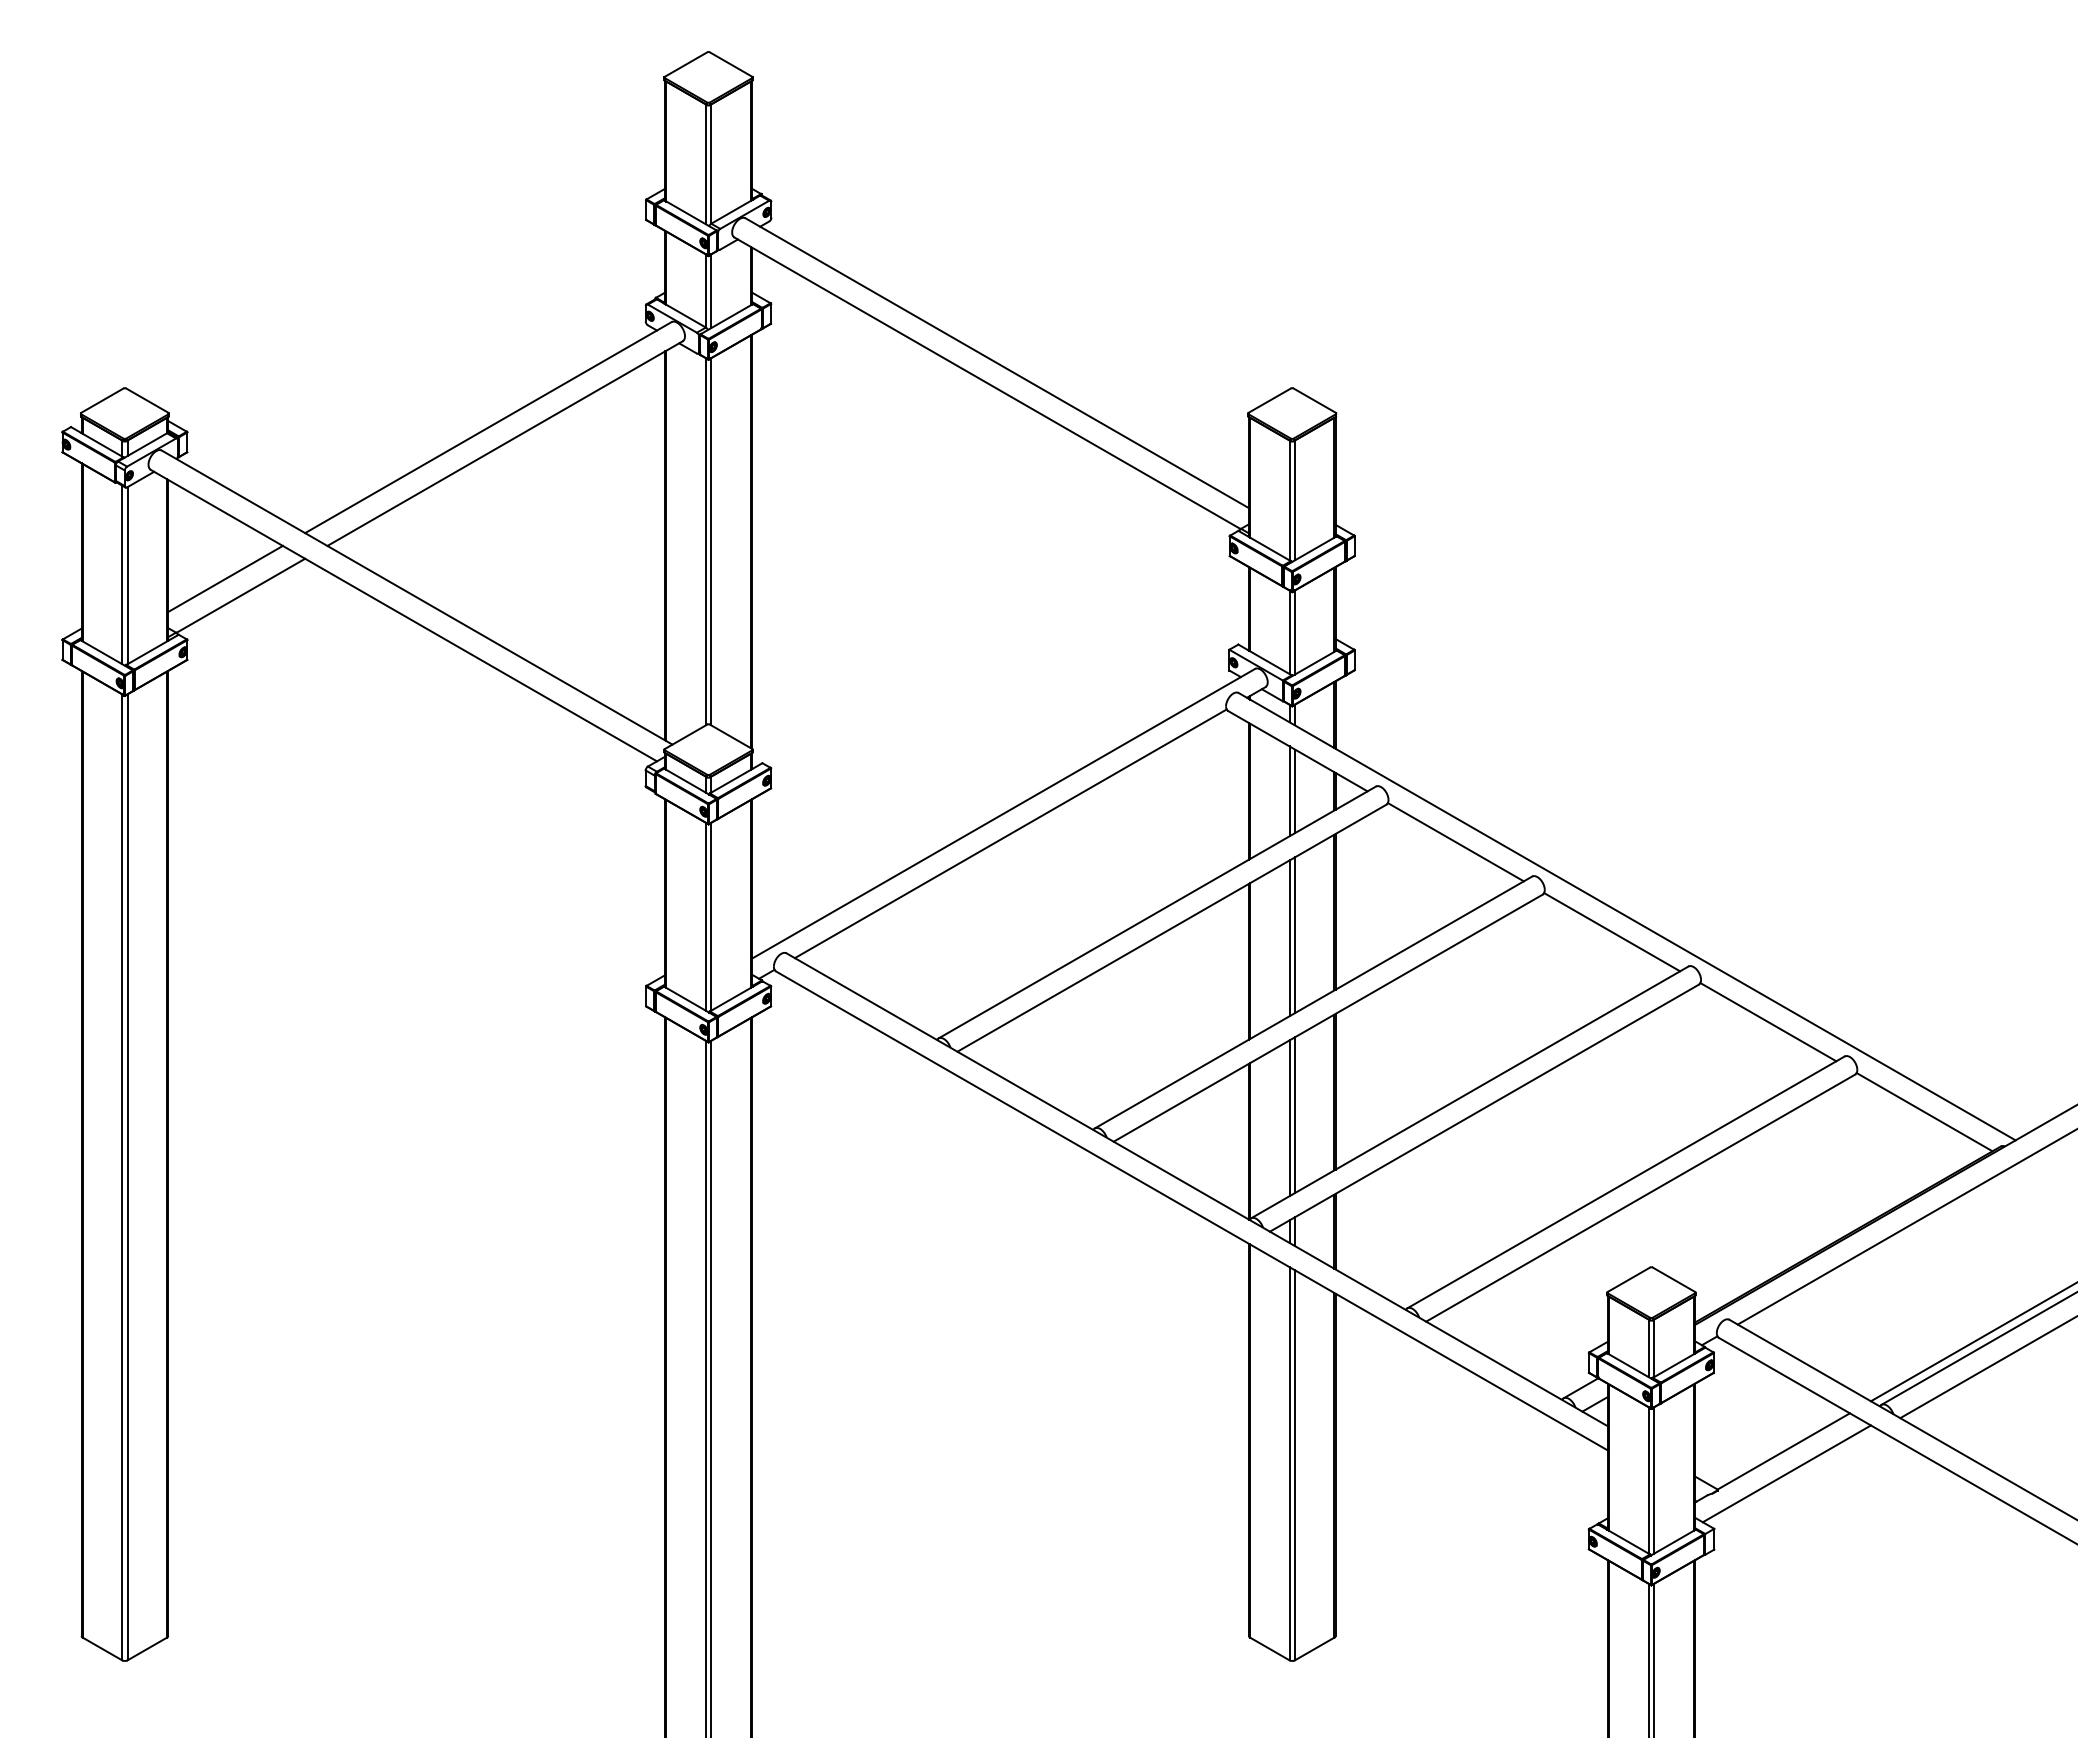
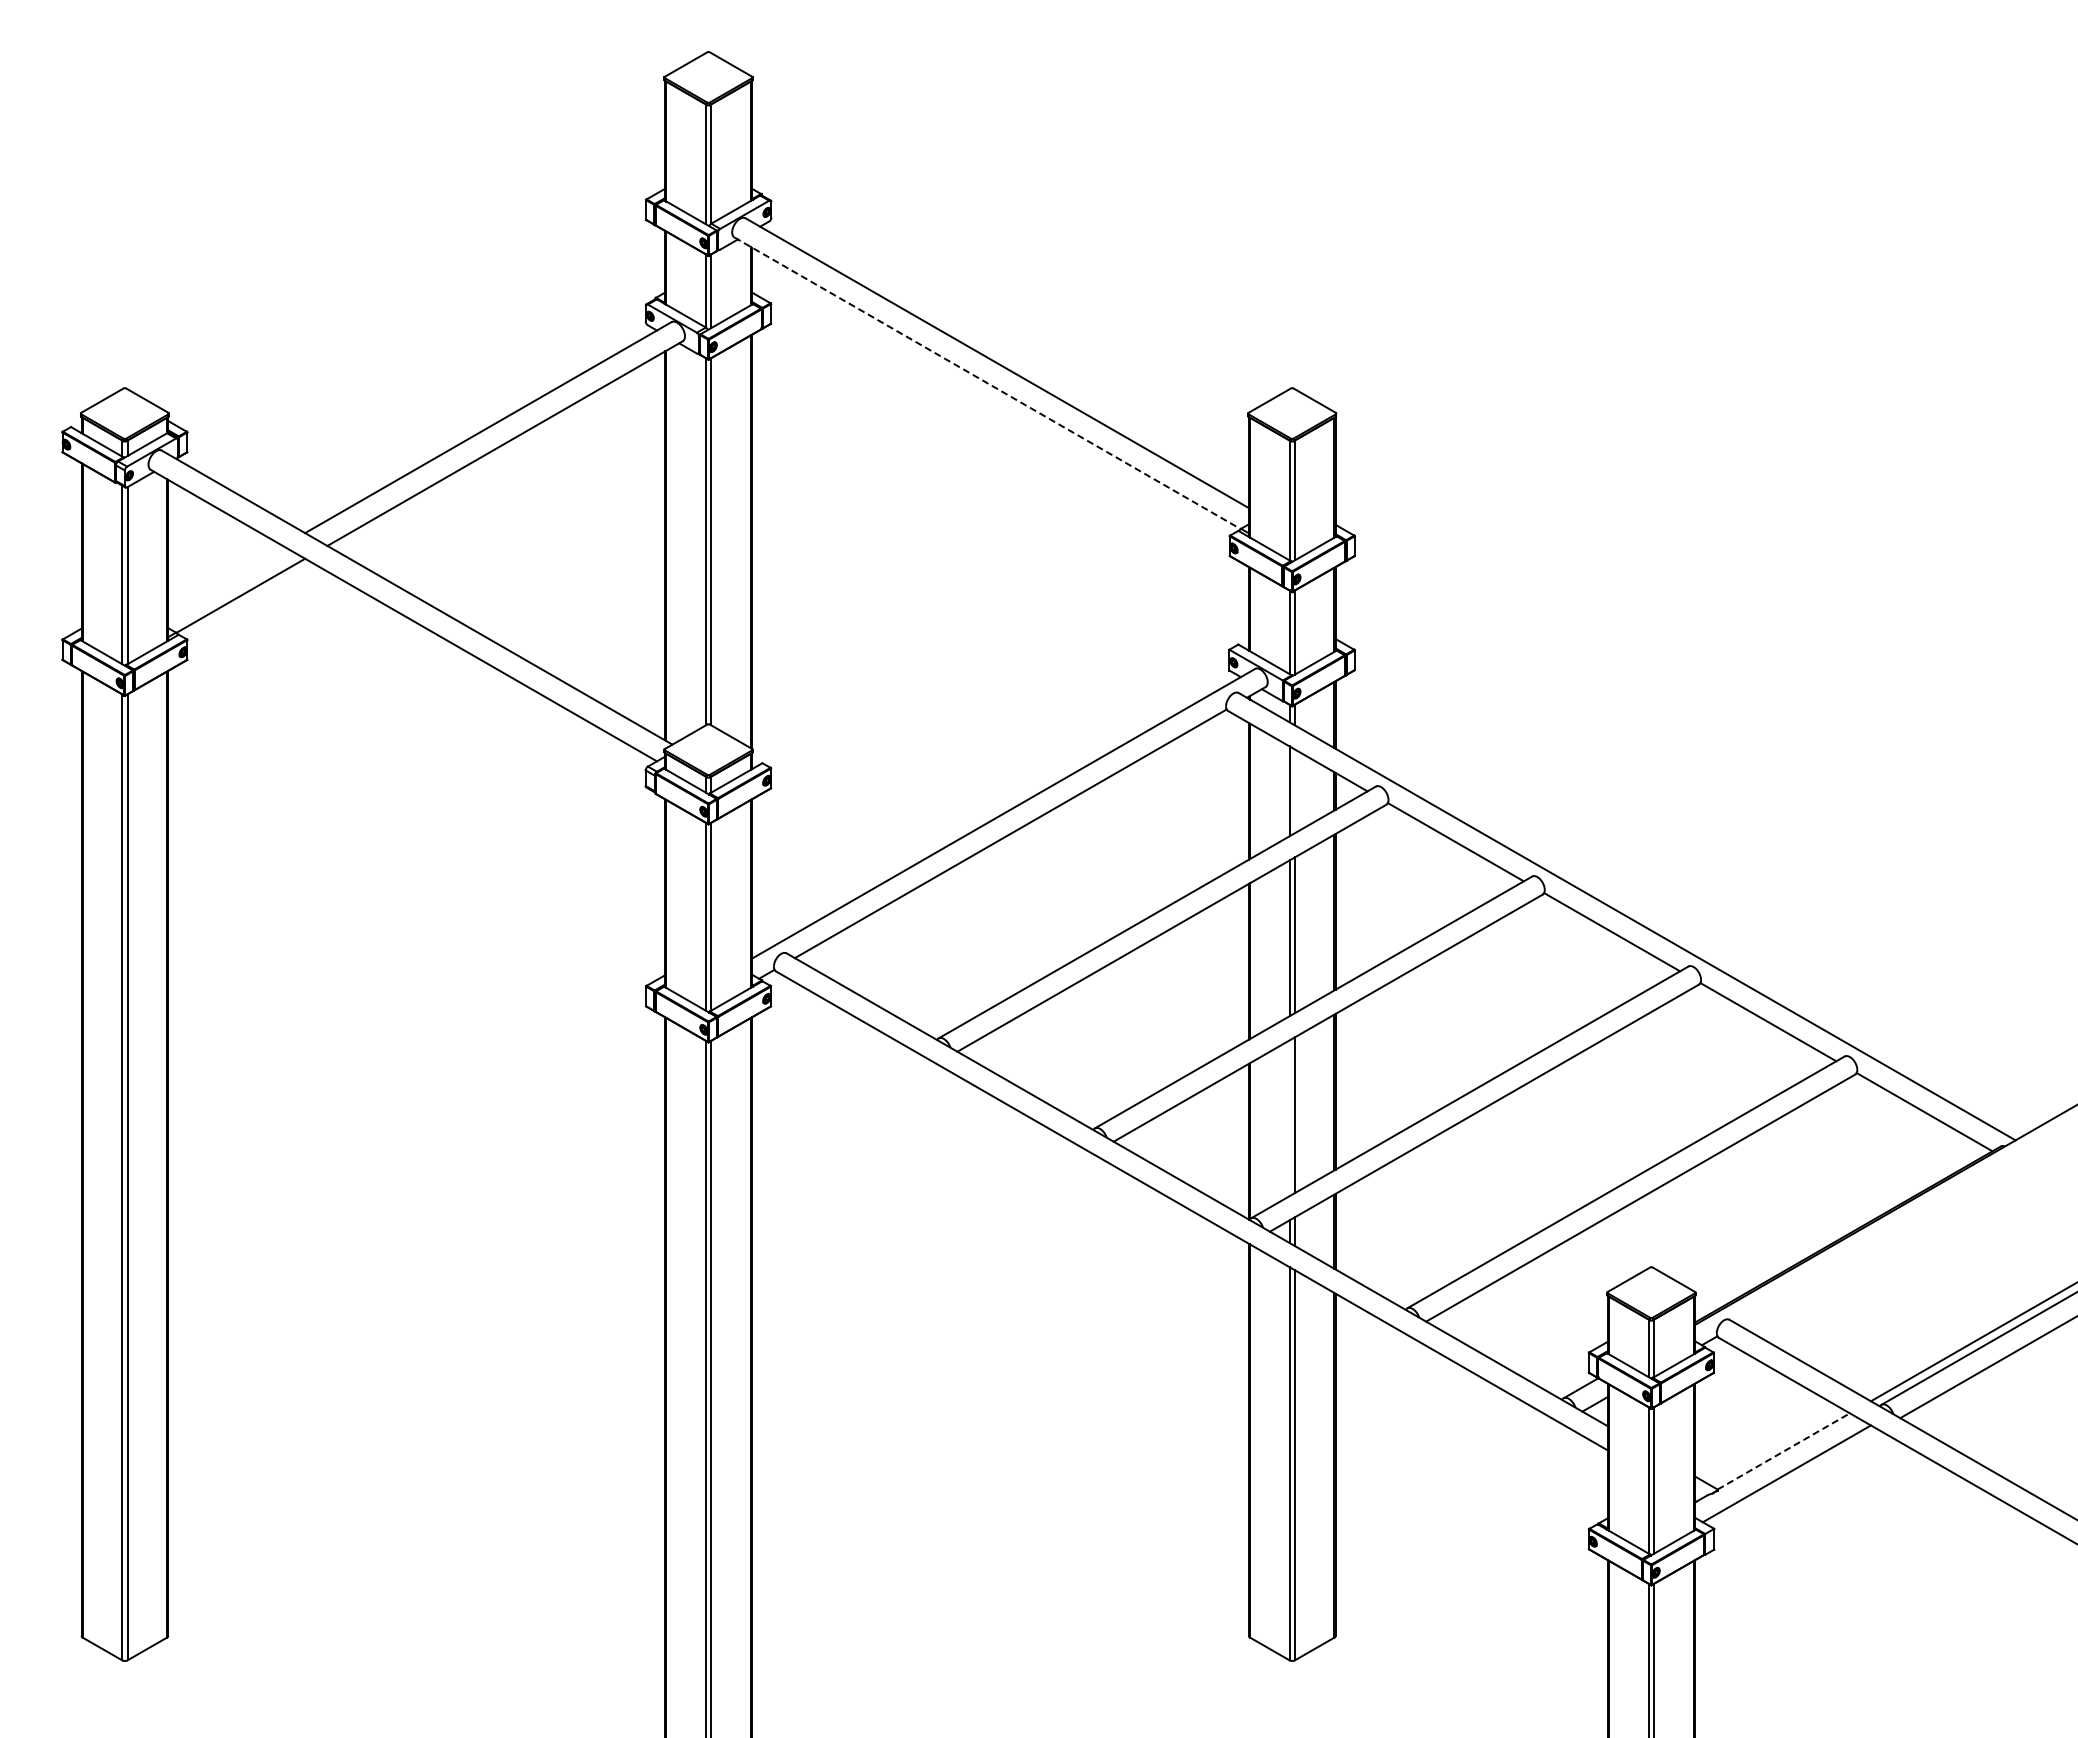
line: solid -> dashed (988, 383)
line: present -> none (225, 578)
line: present -> none (1294, 791)
line: present -> none (1289, 1118)
line: present -> none (1905, 1227)
line: solid -> dashed (1784, 1451)
